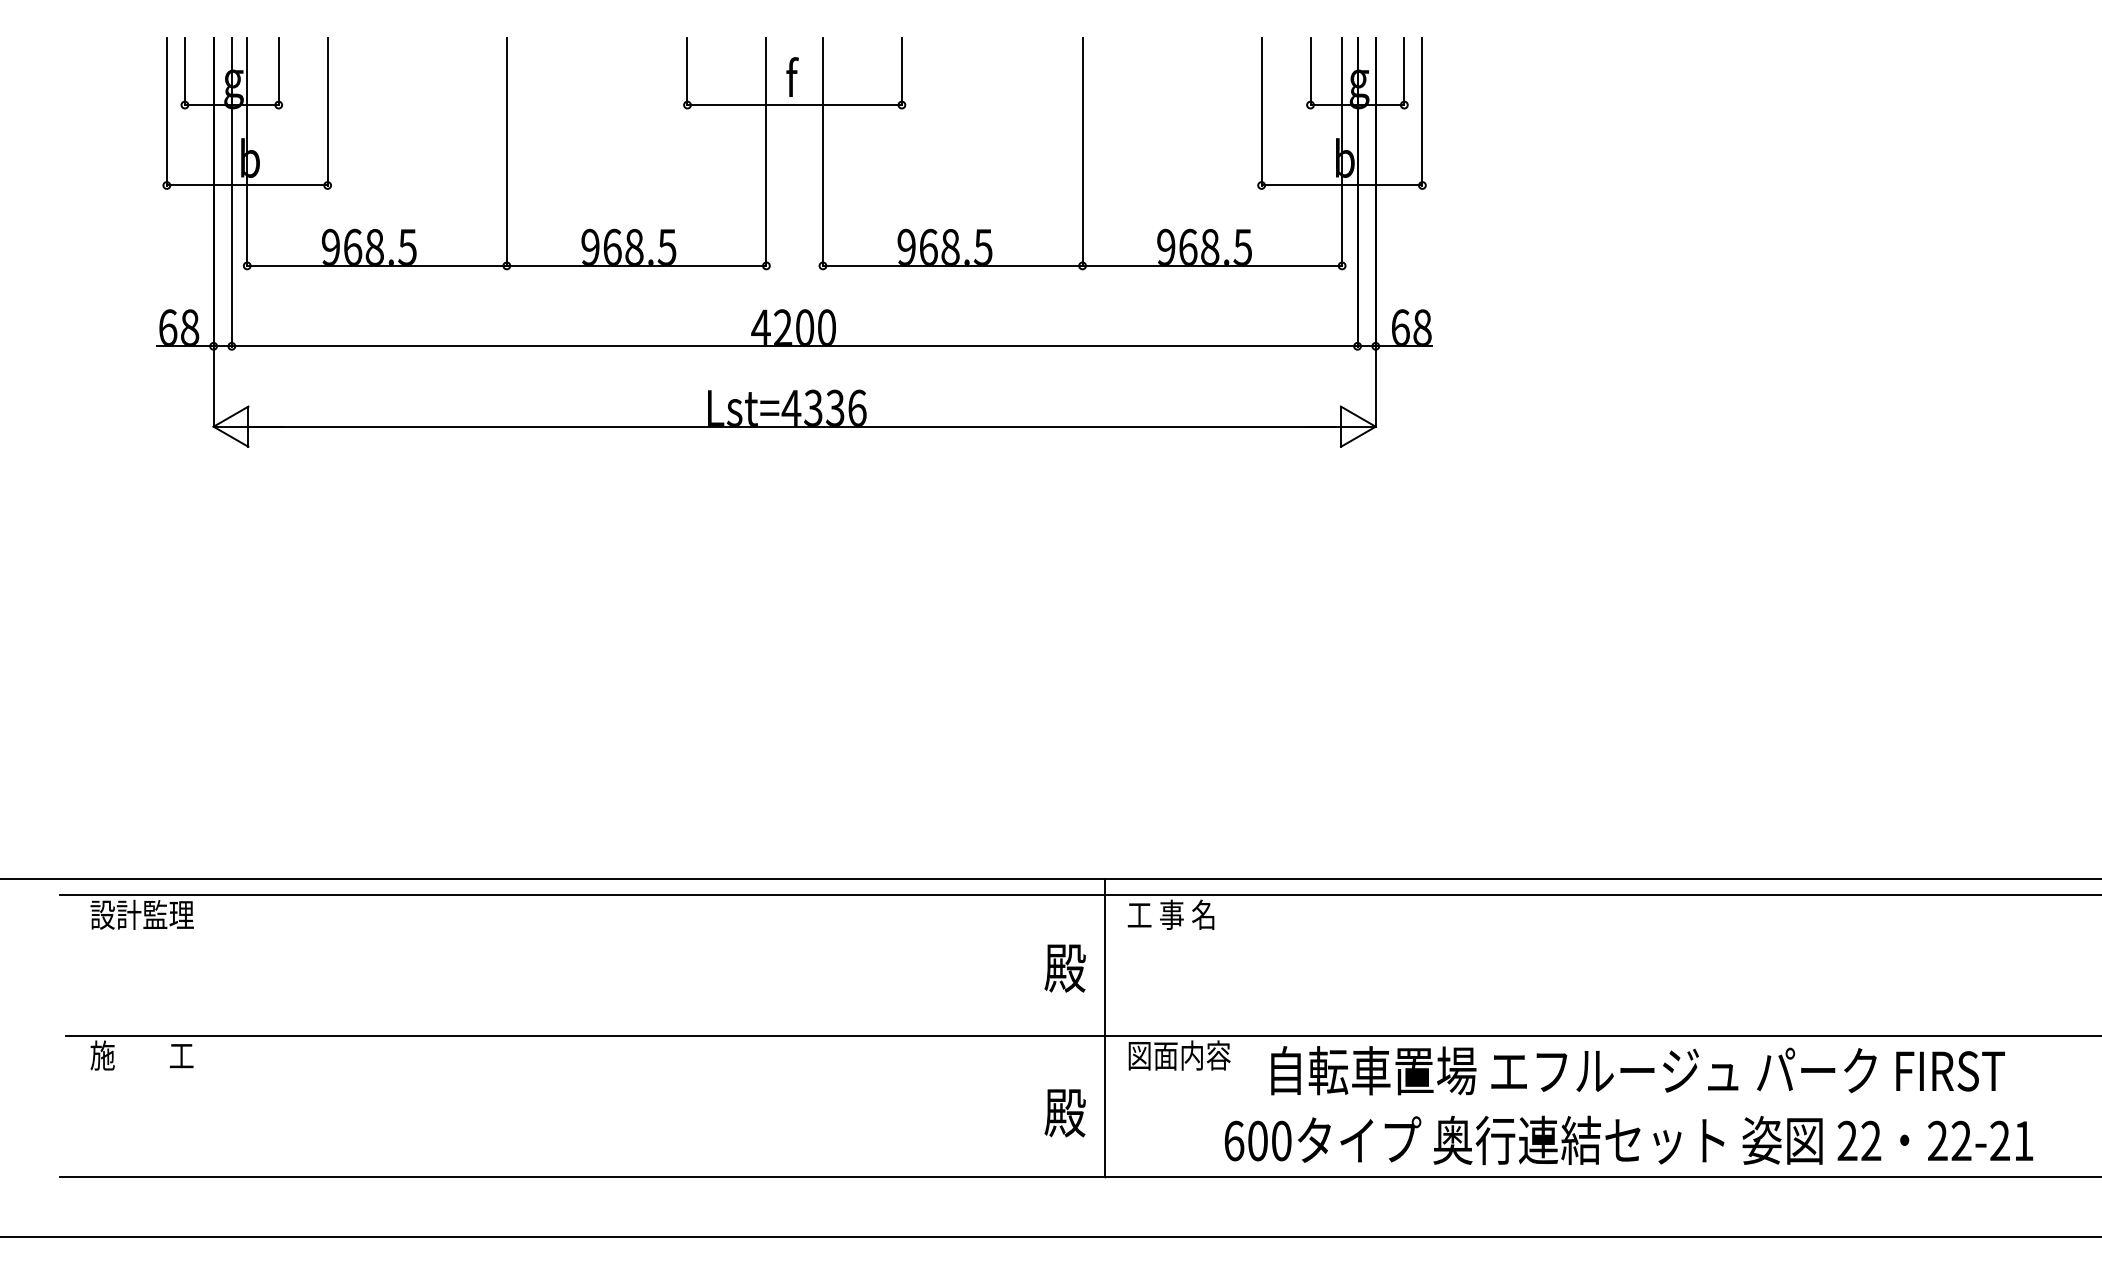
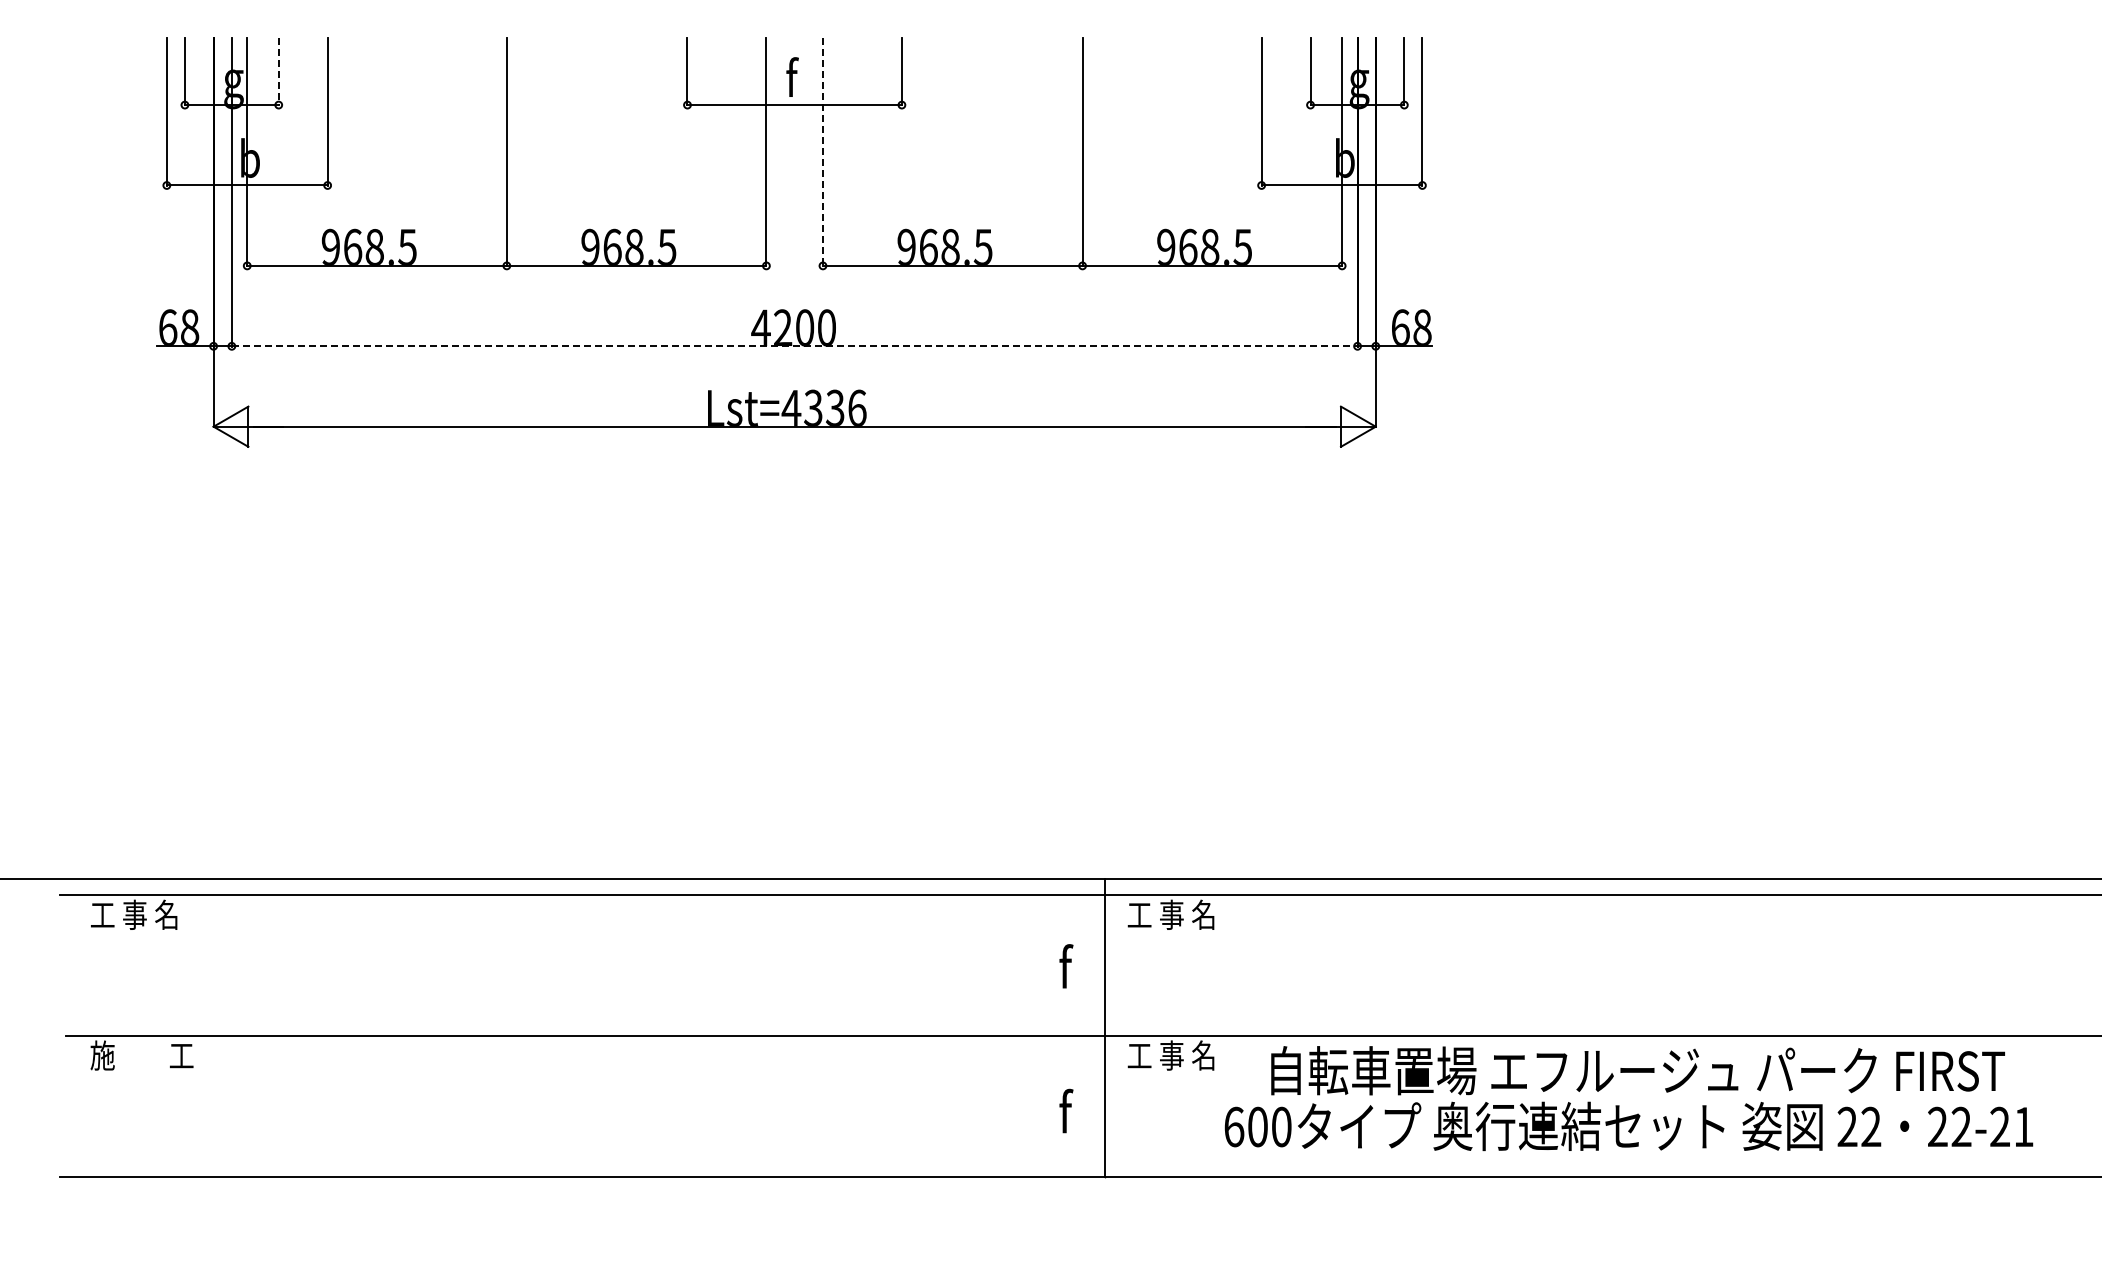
line: solid -> dashed (278, 71)
line: solid -> dashed (822, 152)
line: solid -> dashed (794, 346)
text: 設計監理 -> 工 事 名 (141, 914)
text: 殿 -> f (1064, 968)
text: 図面内容 -> 工 事 名 (1178, 1055)
text: 殿 -> f (1064, 1112)
text position: (1628, 1139) -> (1628, 1125) (1628, 1125)
line: present -> none (1050, 1236)
